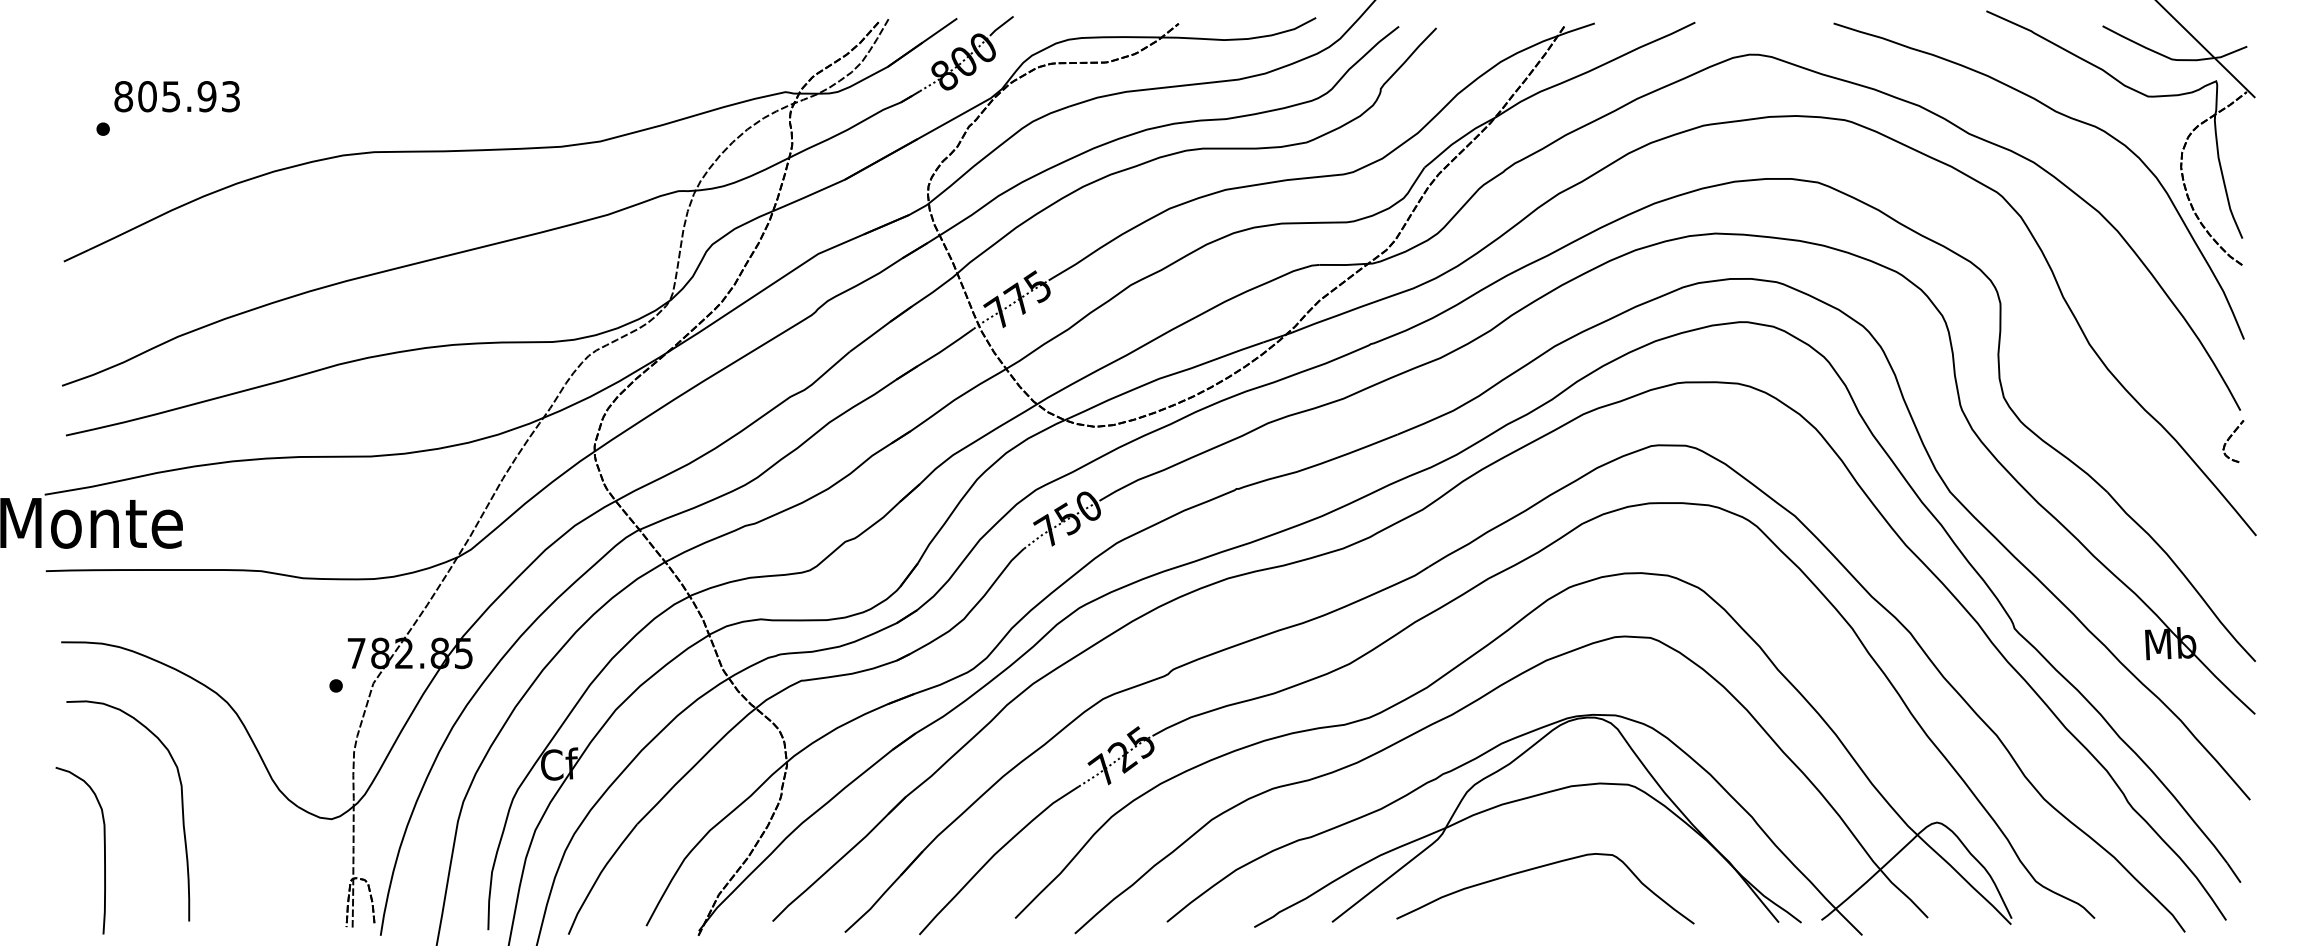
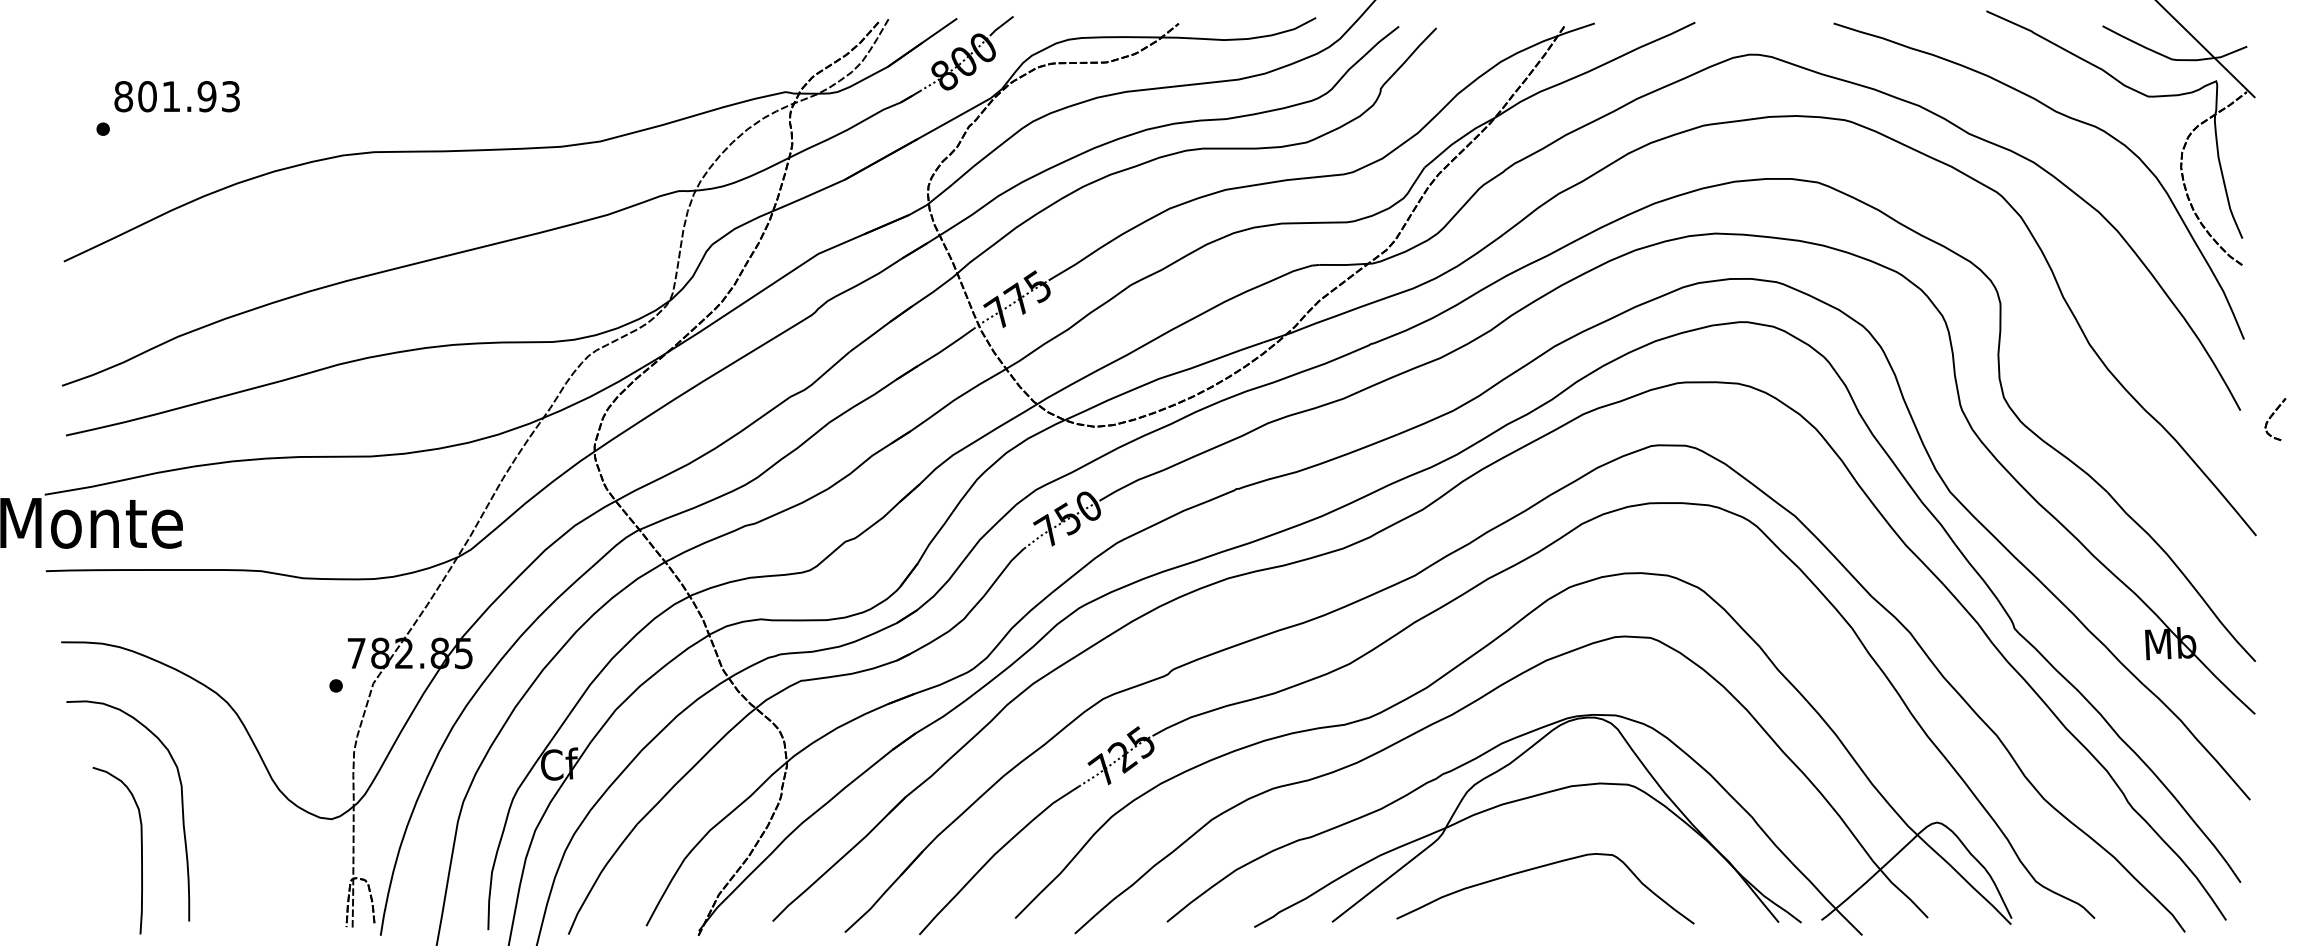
text: 805.93 -> 801.93 (170, 96)
part position: (2233, 441) -> (2275, 419) (2275, 419)
part position: (104, 850) -> (141, 850) (141, 850)
